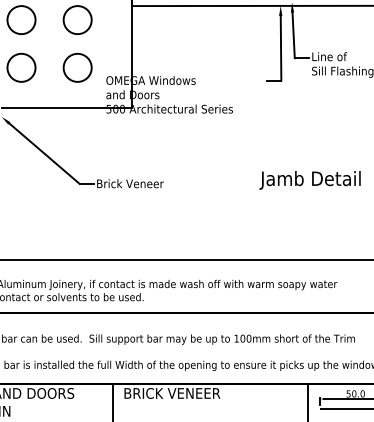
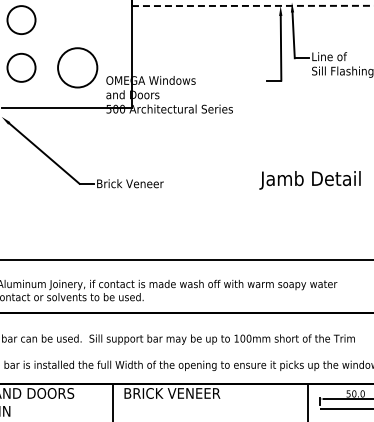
line: solid -> dashed (252, 5)
circle: present -> none (77, 19)
circle diameter: 28 px -> 39 px (77, 67)
